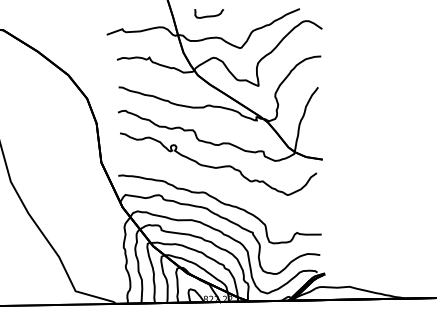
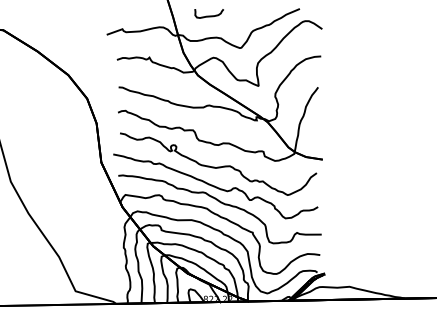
curve: none -> present (215, 186)
